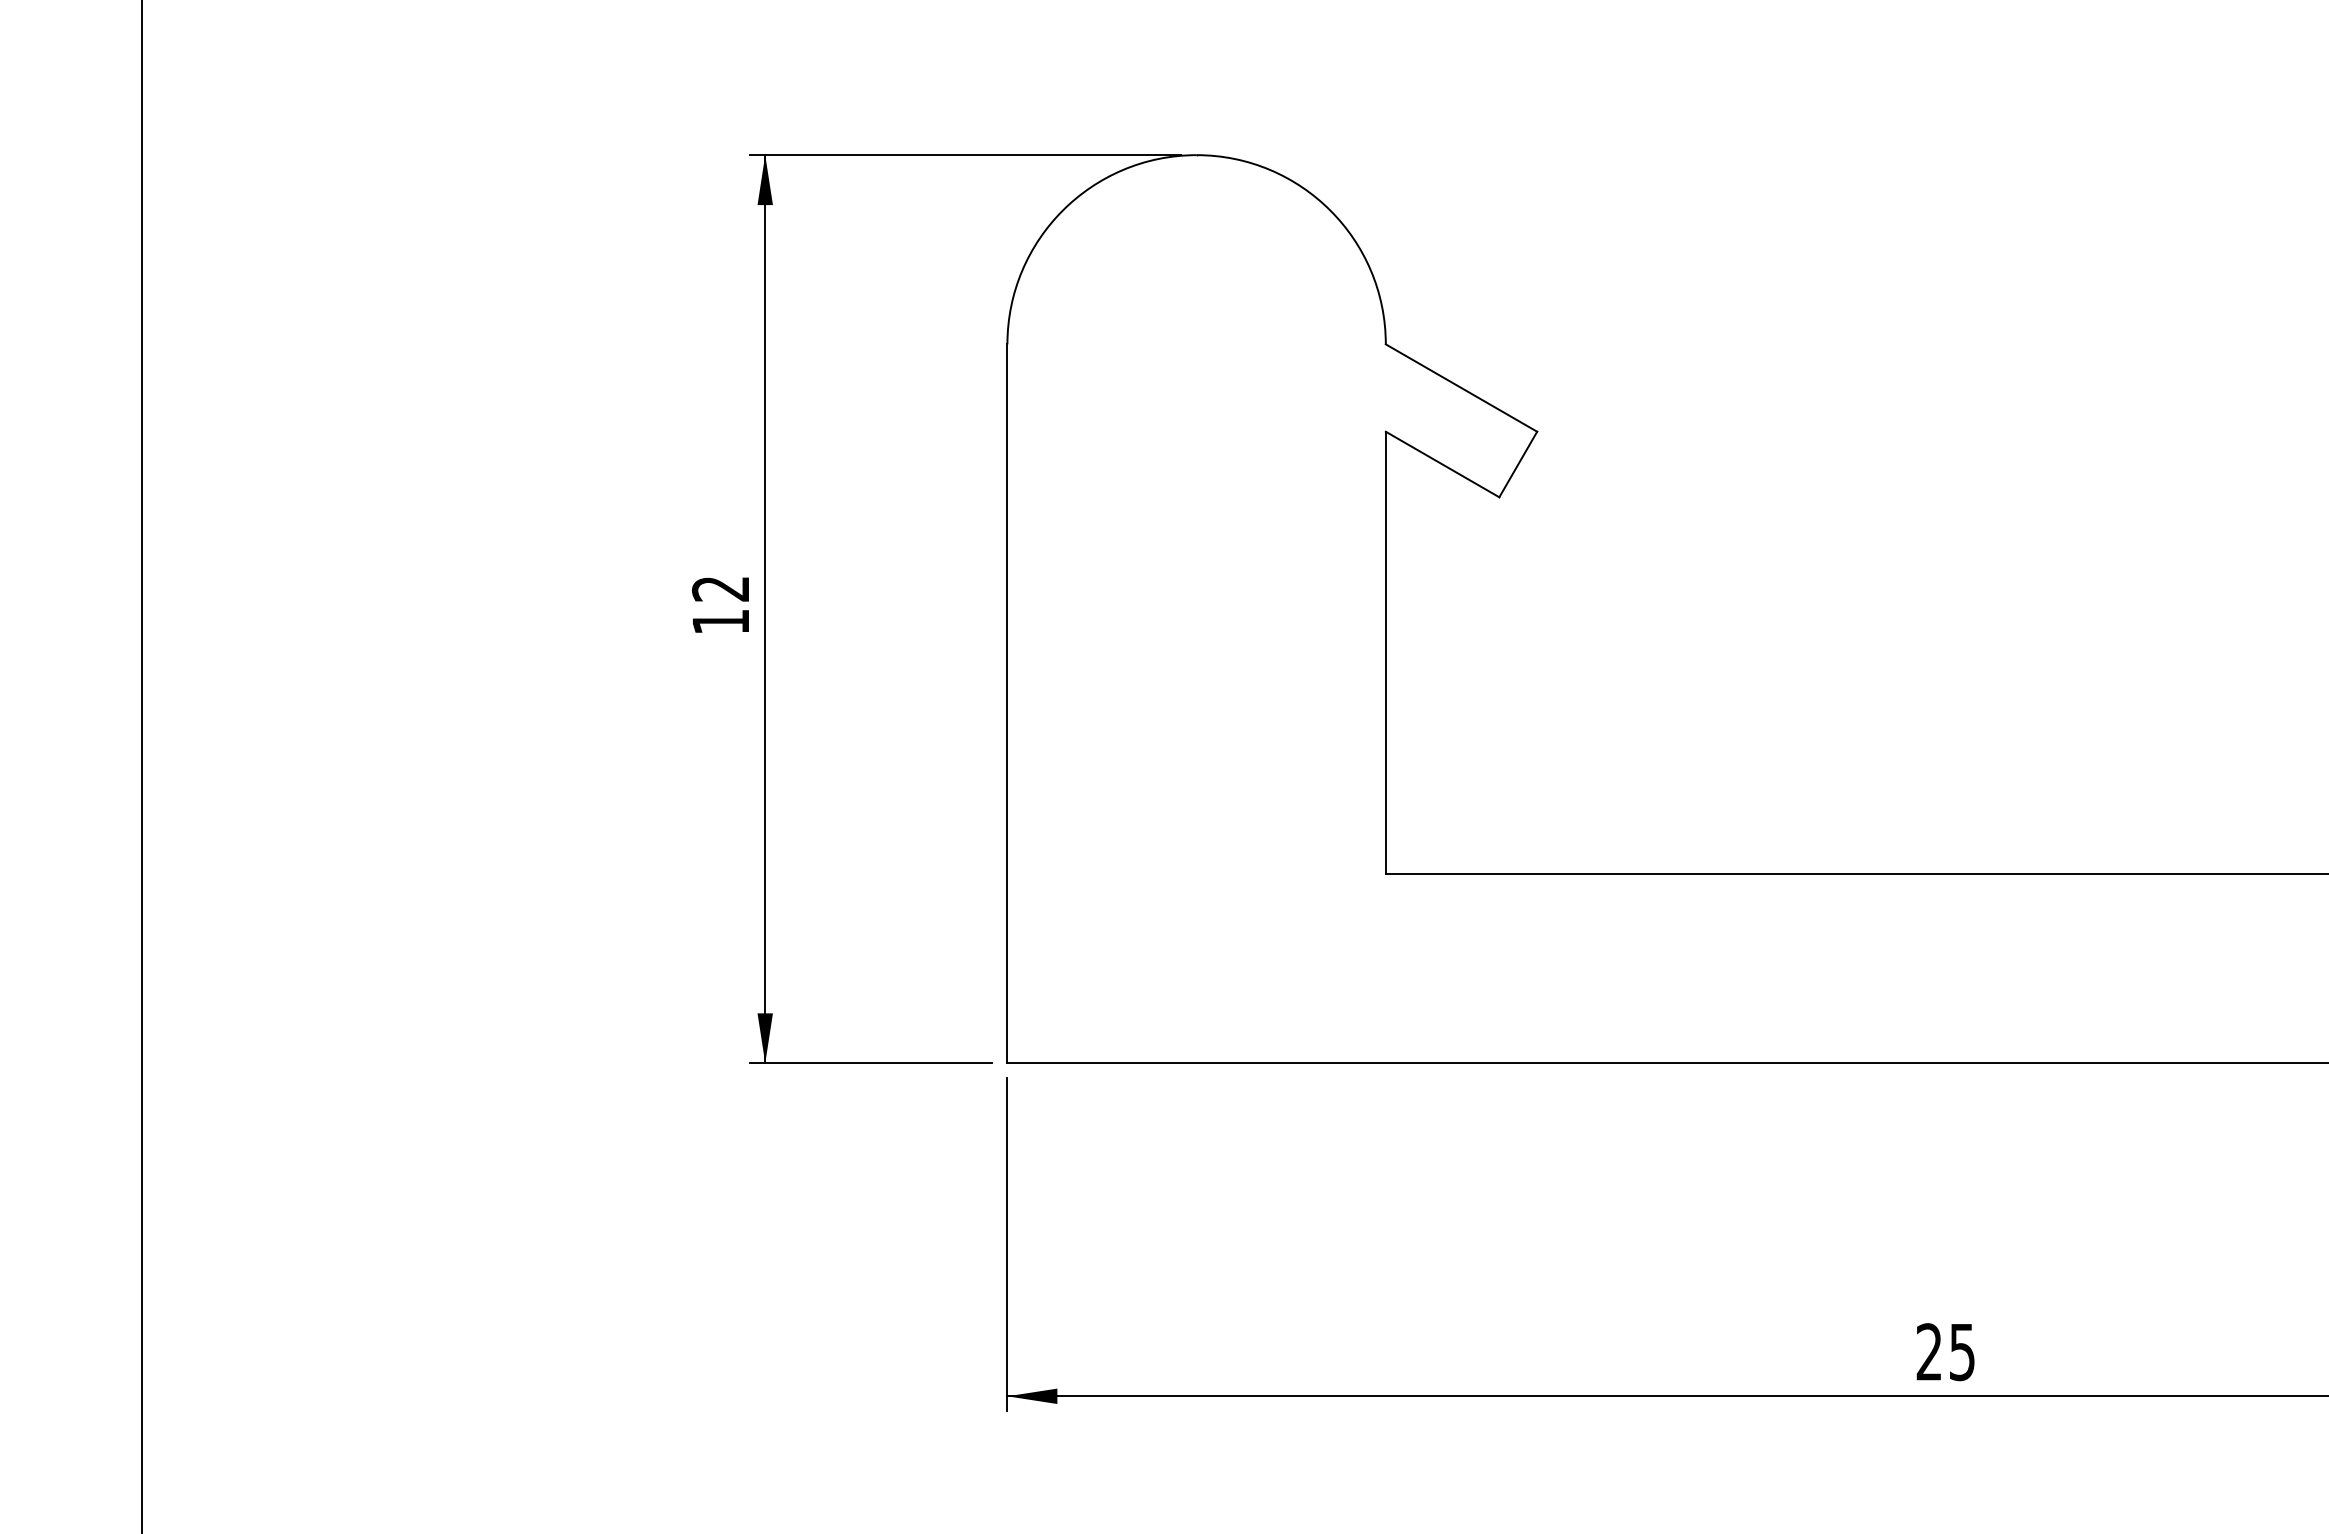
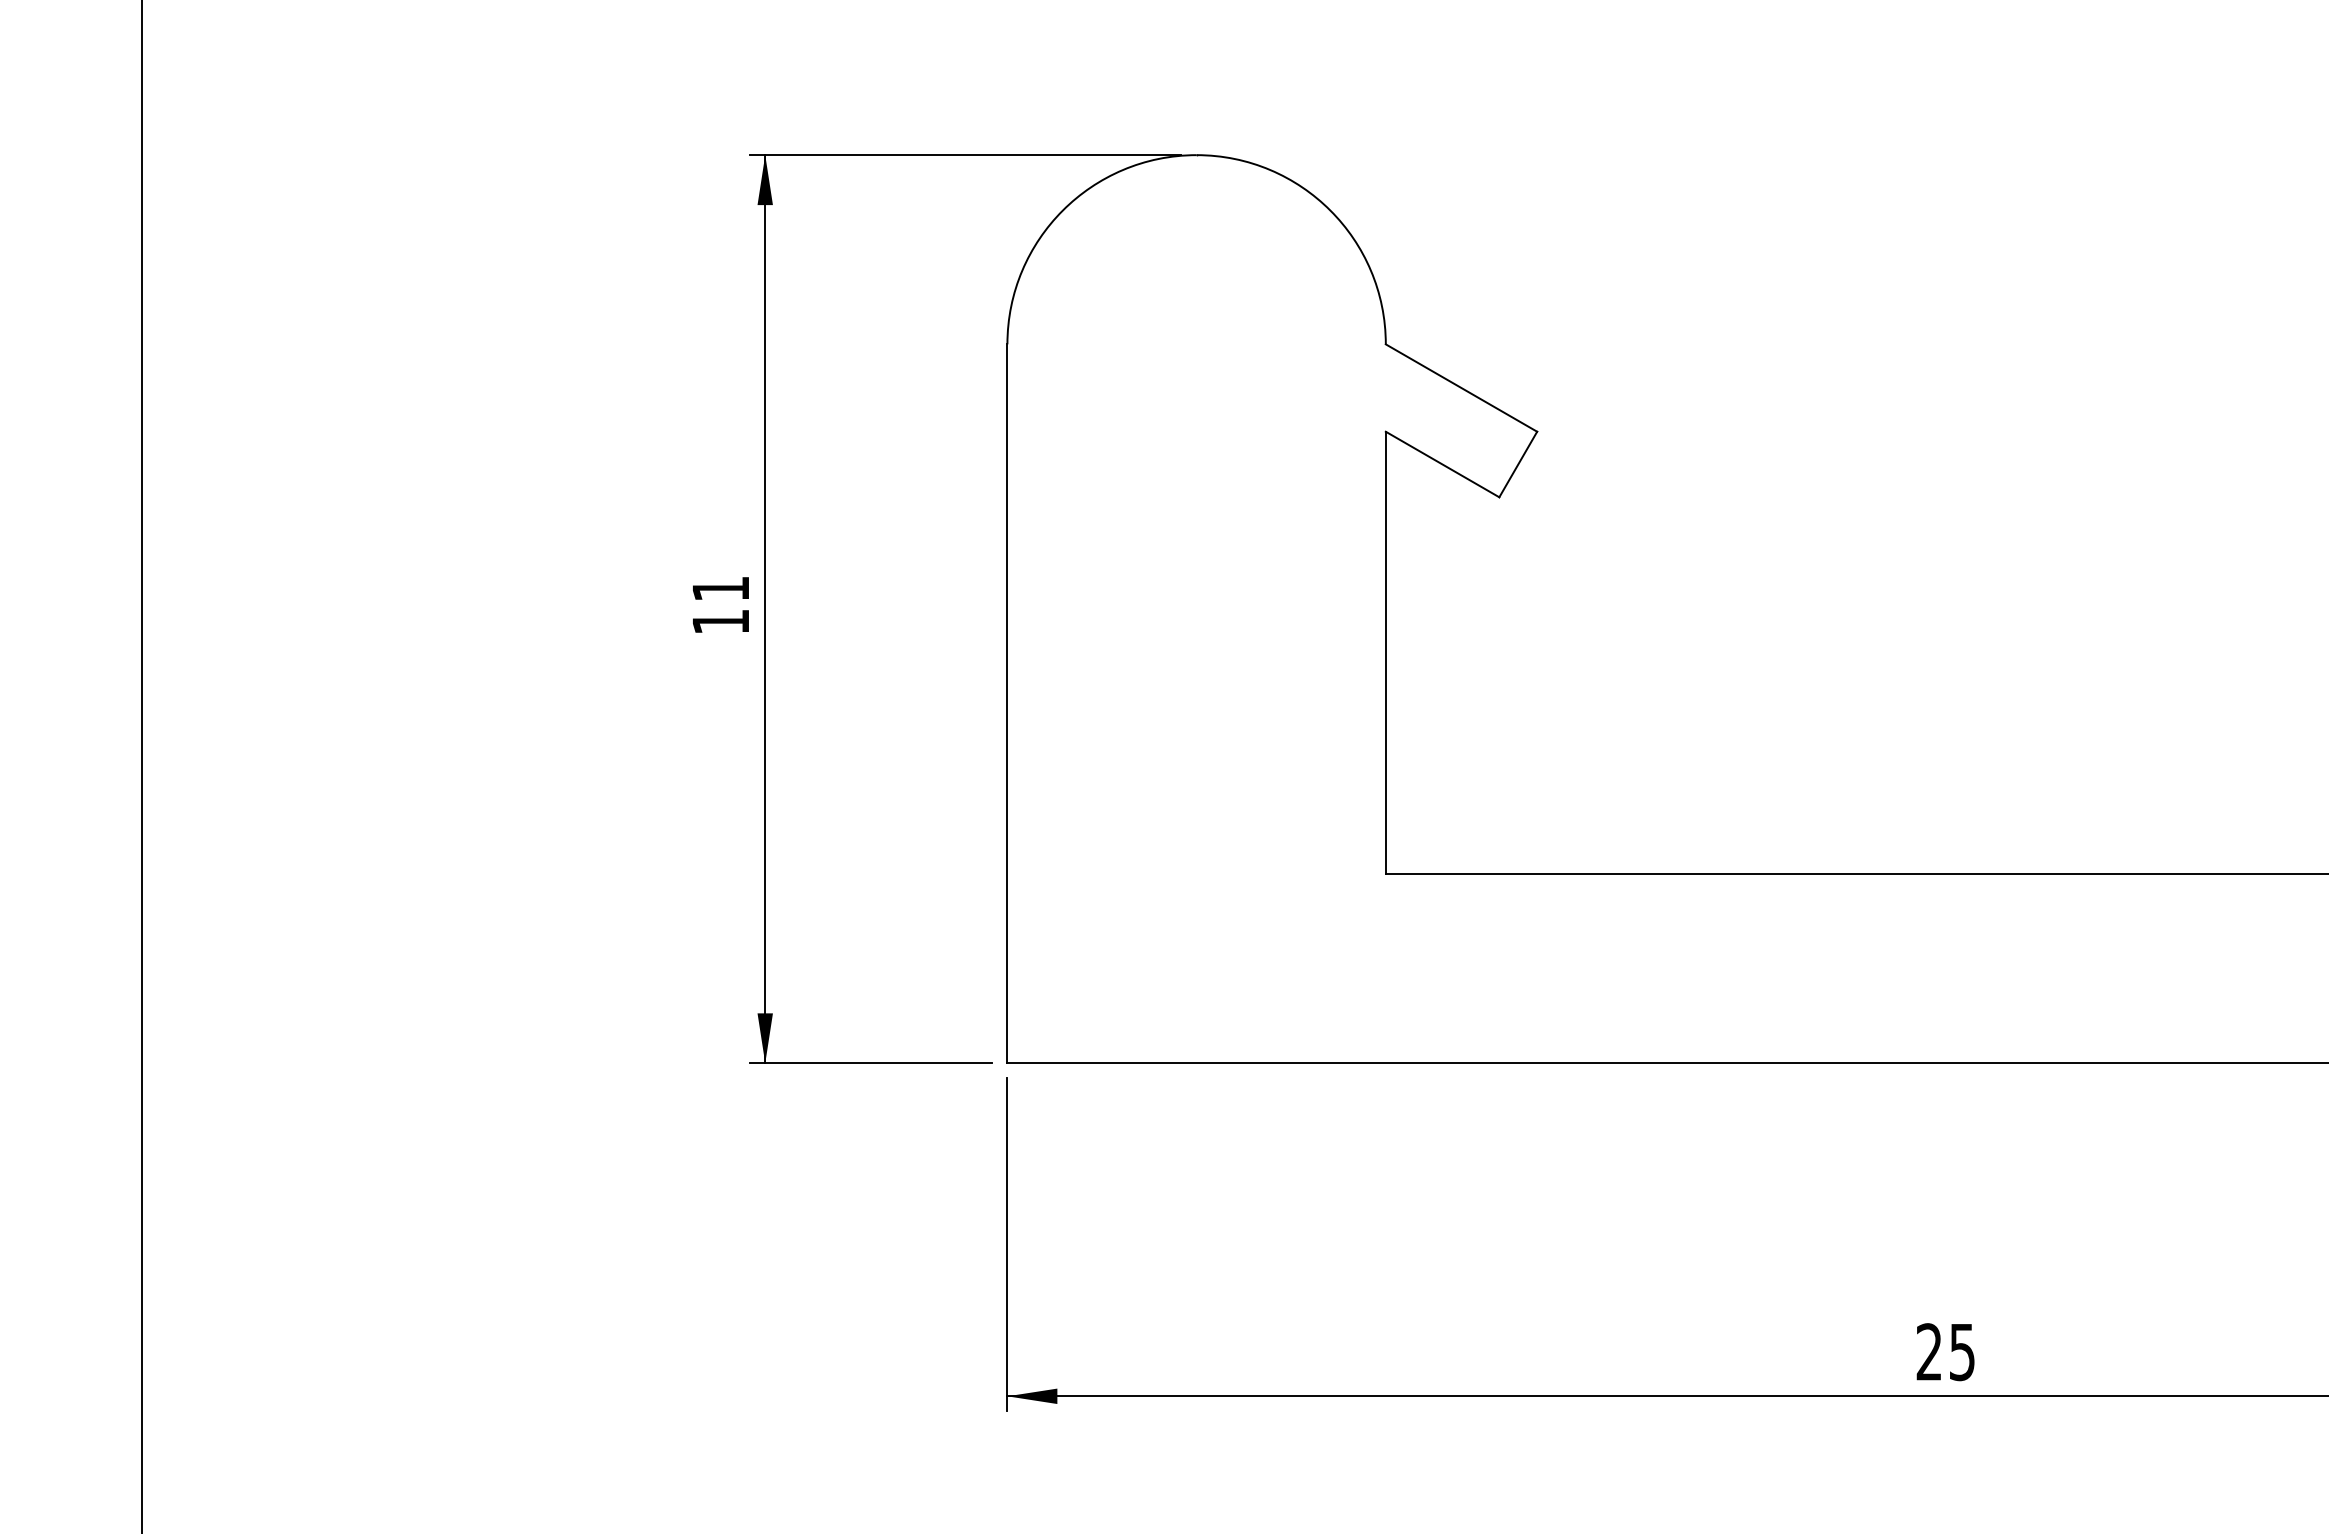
text: 12 -> 11 (720, 589)
